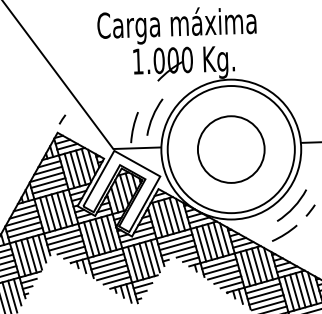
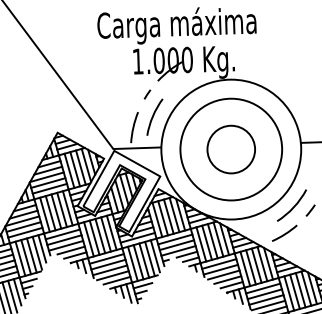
arc position: (62, 119) -> (147, 94) (147, 94)
circle diameter: 127 px -> 102 px (231, 149)
circle diameter: 67 px -> 48 px (231, 149)
